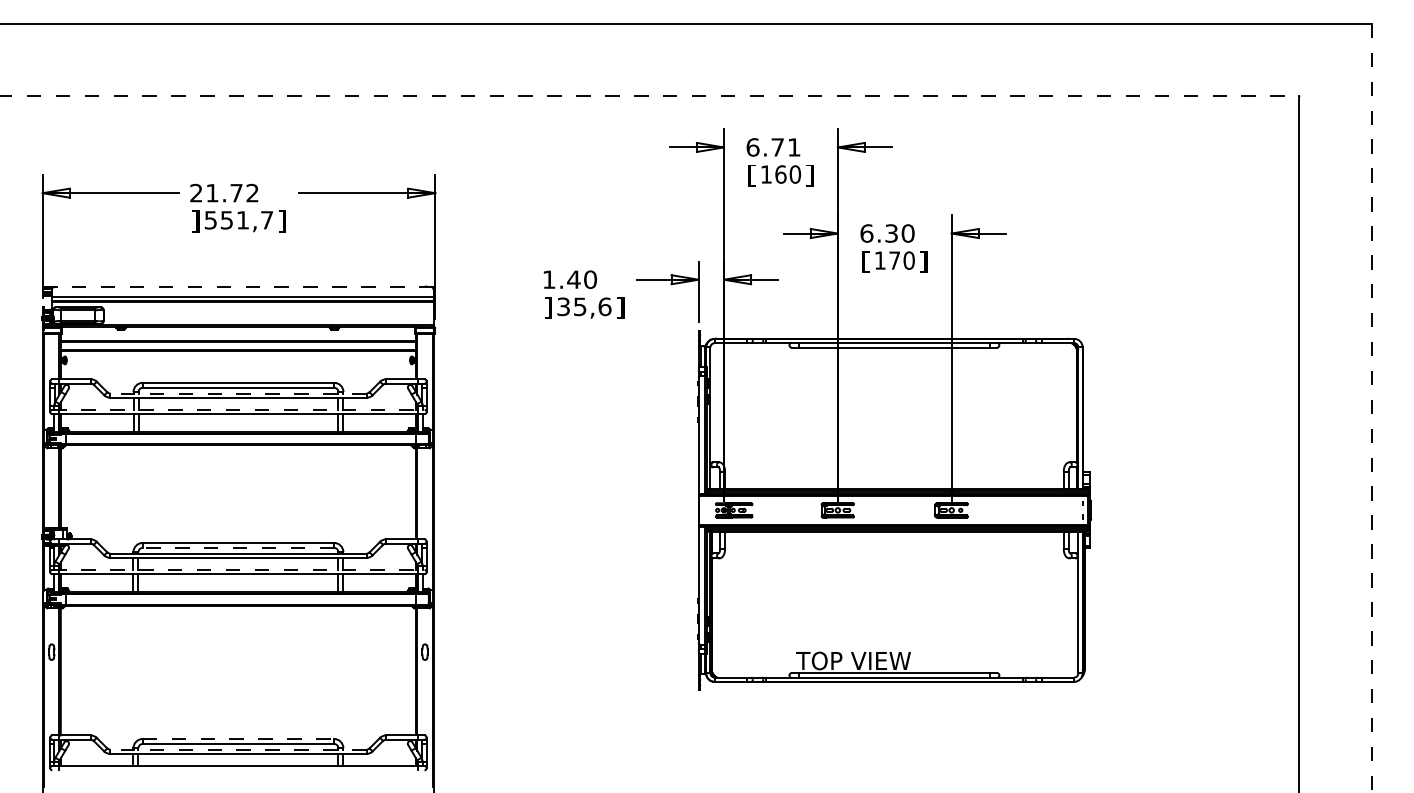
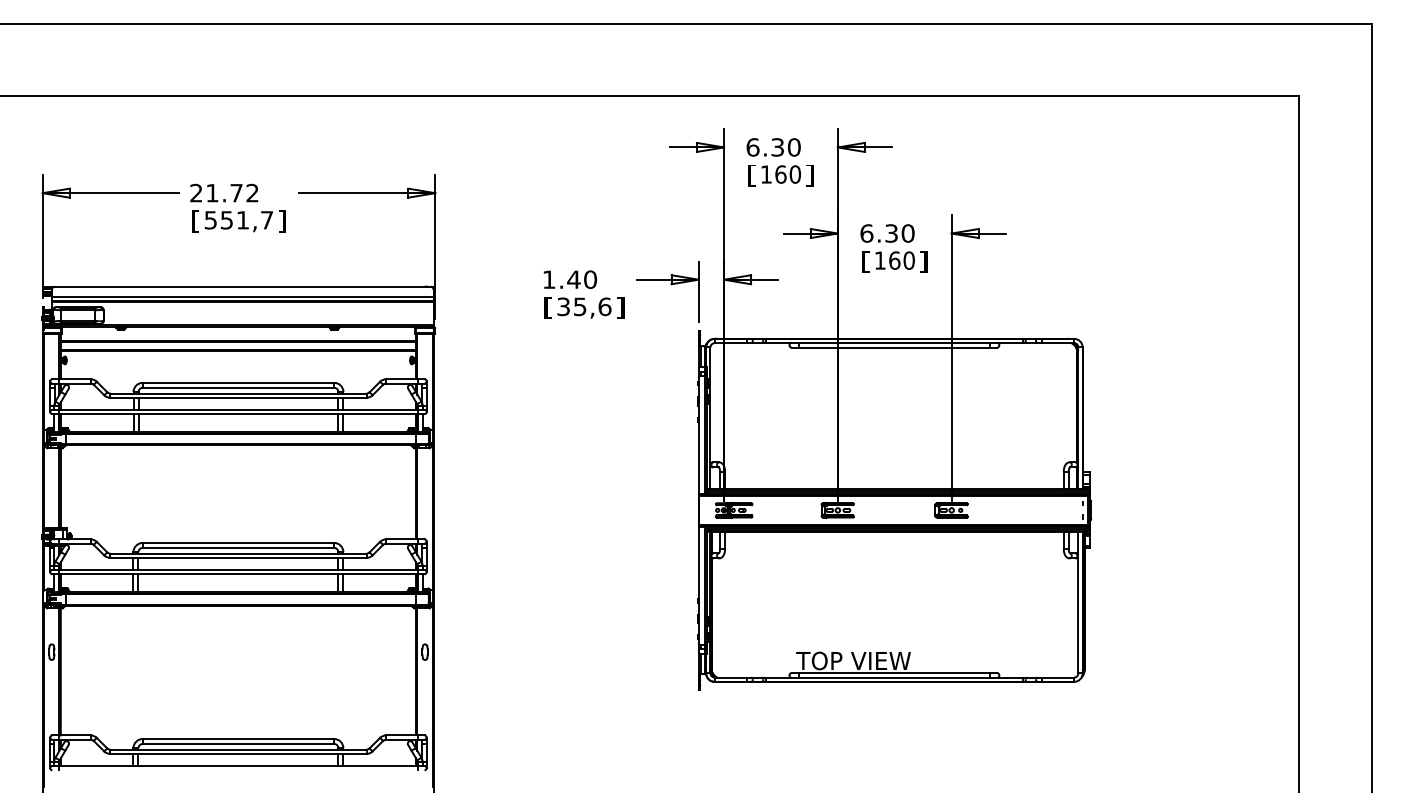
line: dashed -> solid (650, 96)
text: 6.71 -> 6.30 (785, 147)
text: ] -> [ (195, 221)
text: 170 -> 160 (894, 260)
line: dashed -> solid (238, 286)
text: ] -> [ (547, 307)
line: dashed -> solid (237, 393)
line: dashed -> solid (1371, 408)
line: dashed -> solid (238, 409)
line: dashed -> solid (238, 547)
line: dashed -> solid (238, 569)
line: dashed -> solid (238, 739)
line: dashed -> solid (237, 749)
